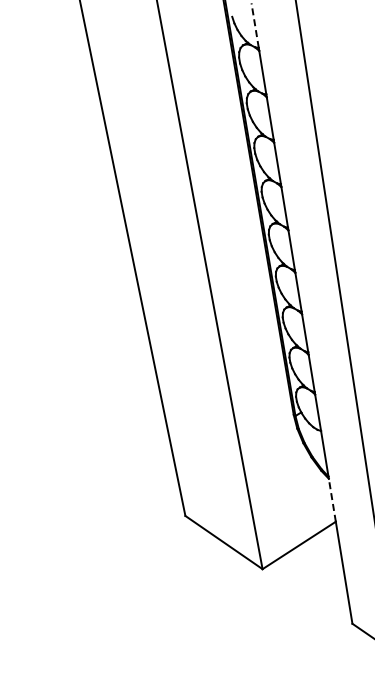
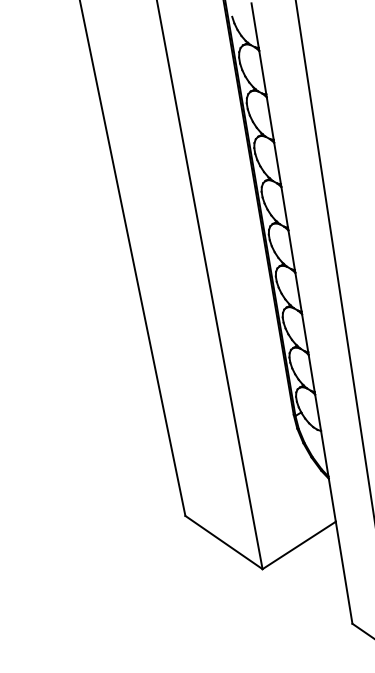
line: dashed -> solid (255, 25)
line: dashed -> solid (332, 500)
